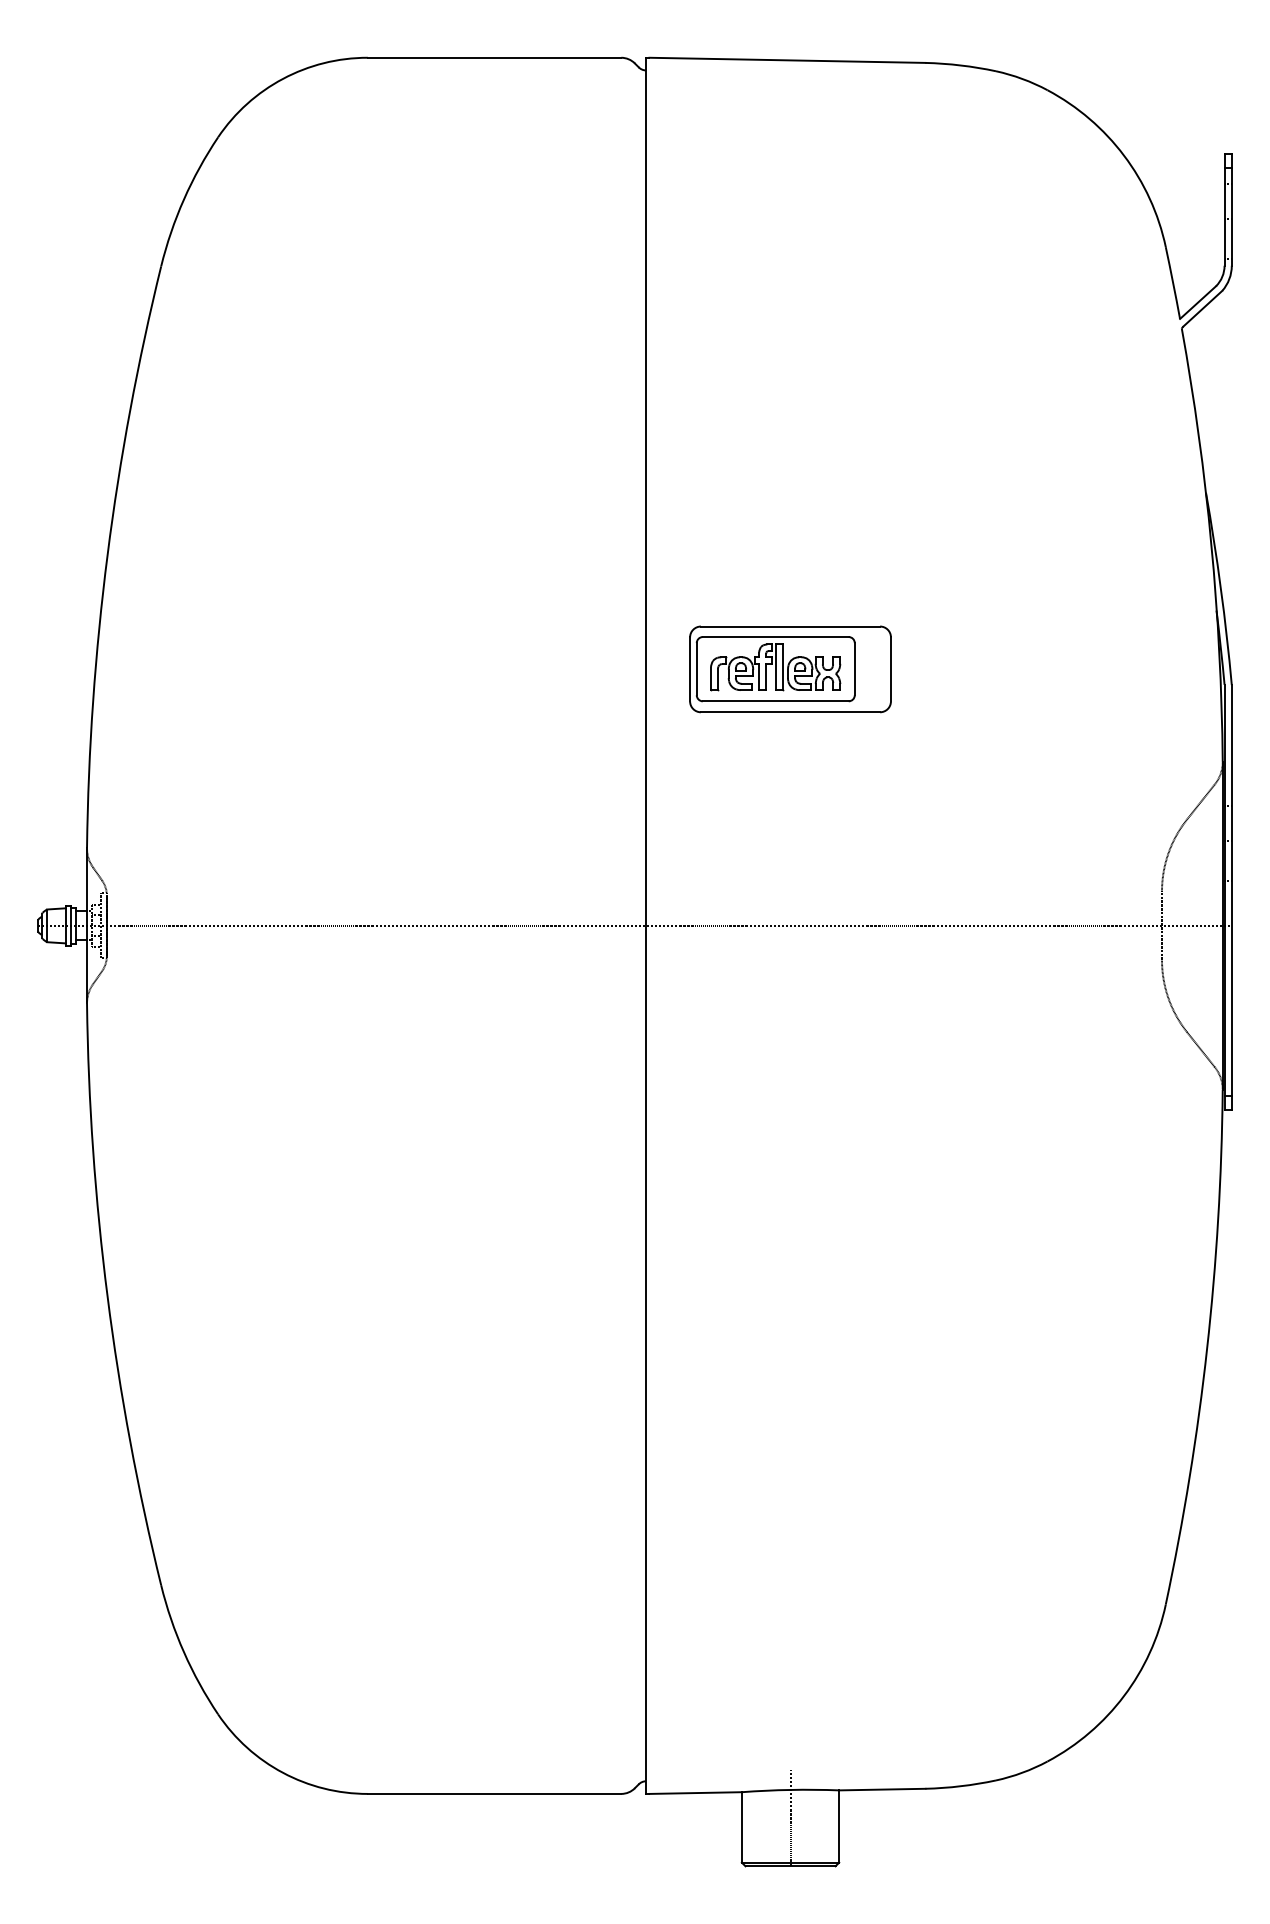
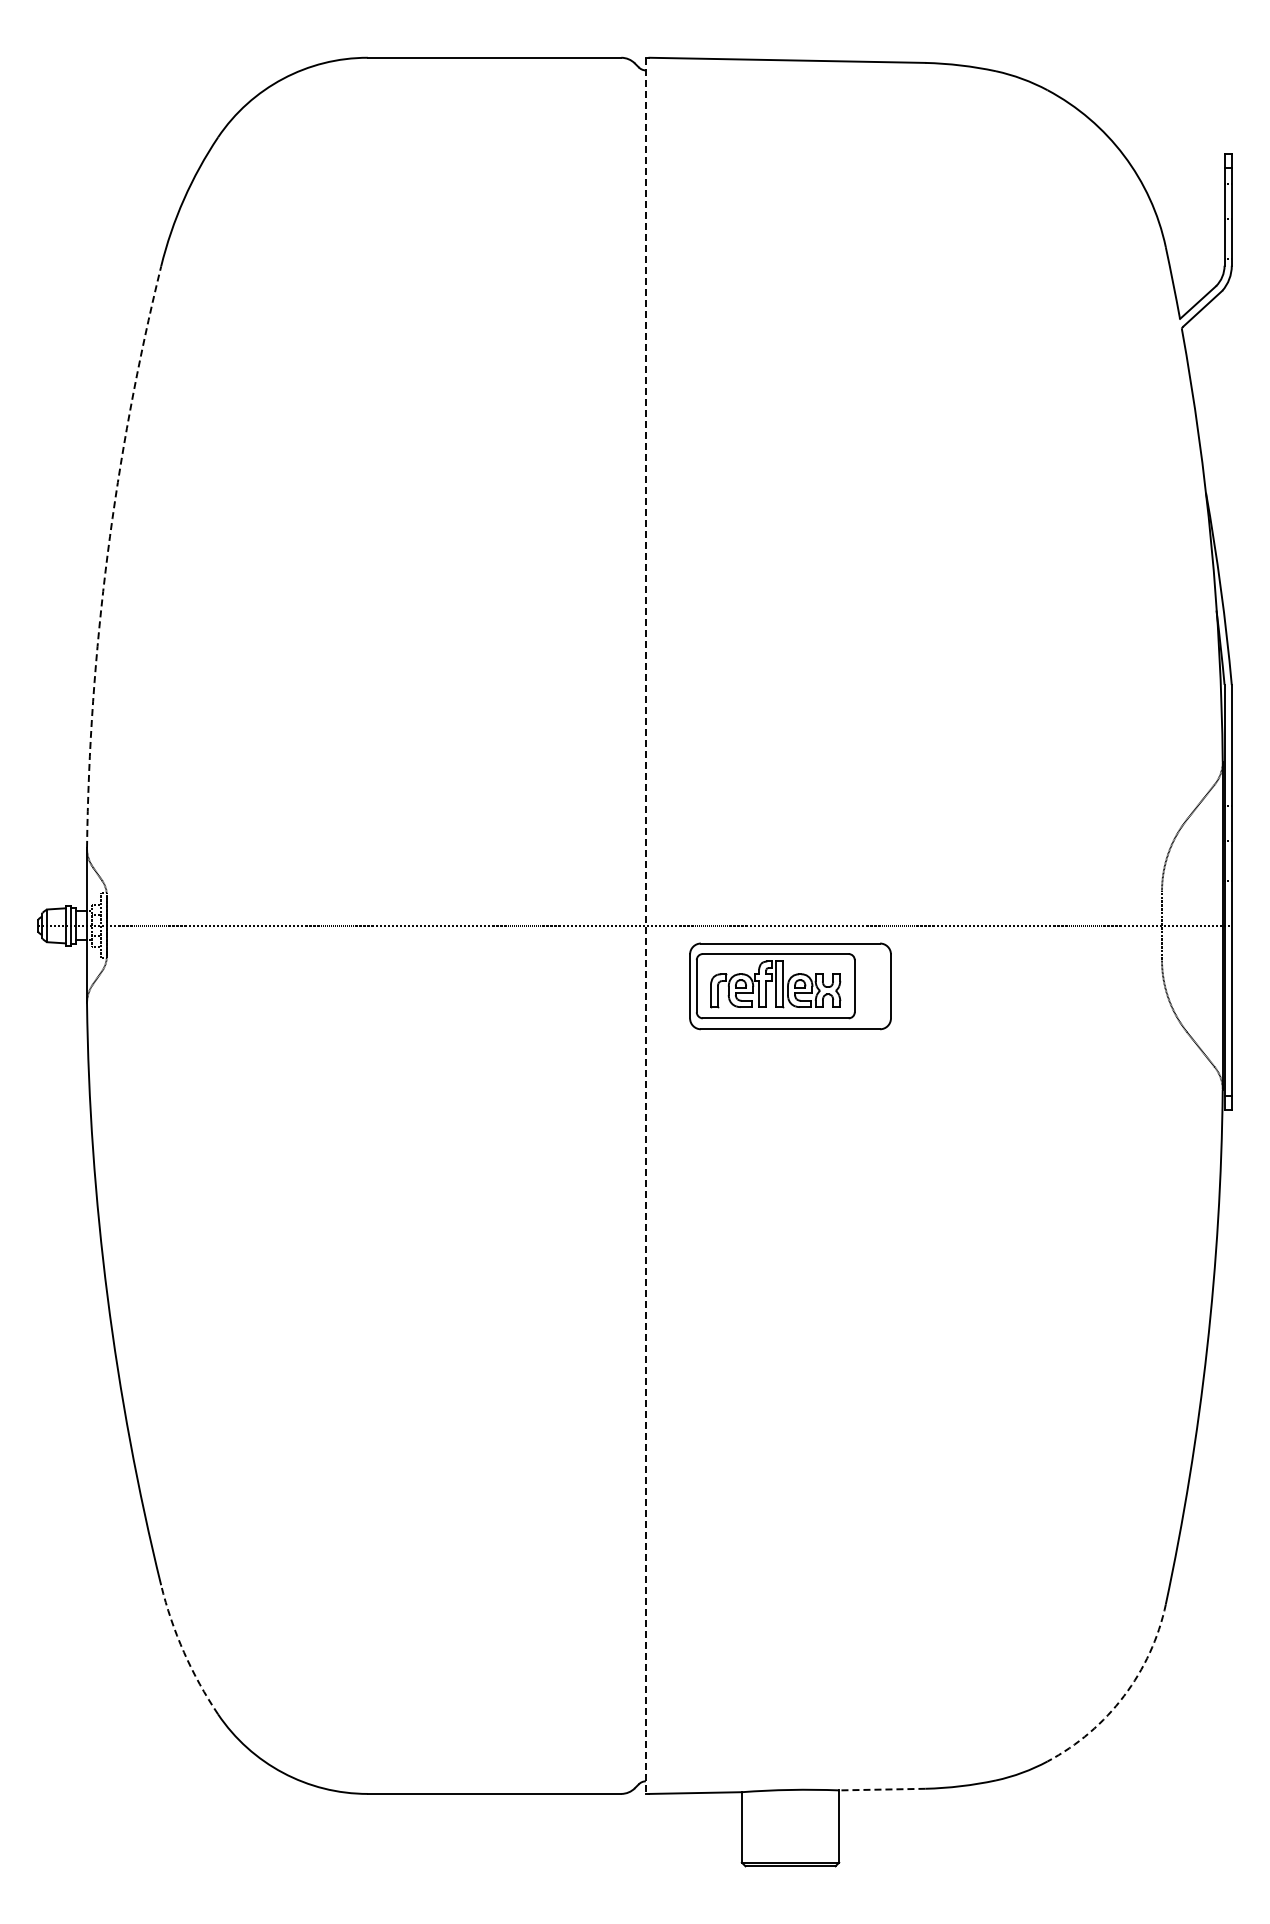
arc: solid -> dashed (107, 555)
part position: (790, 669) -> (790, 986) (790, 986)
line: solid -> dashed (645, 926)
arc: solid -> dashed (183, 1652)
arc: solid -> dashed (1124, 1696)
line: solid -> dashed (881, 1789)
line: present -> none (790, 1818)
